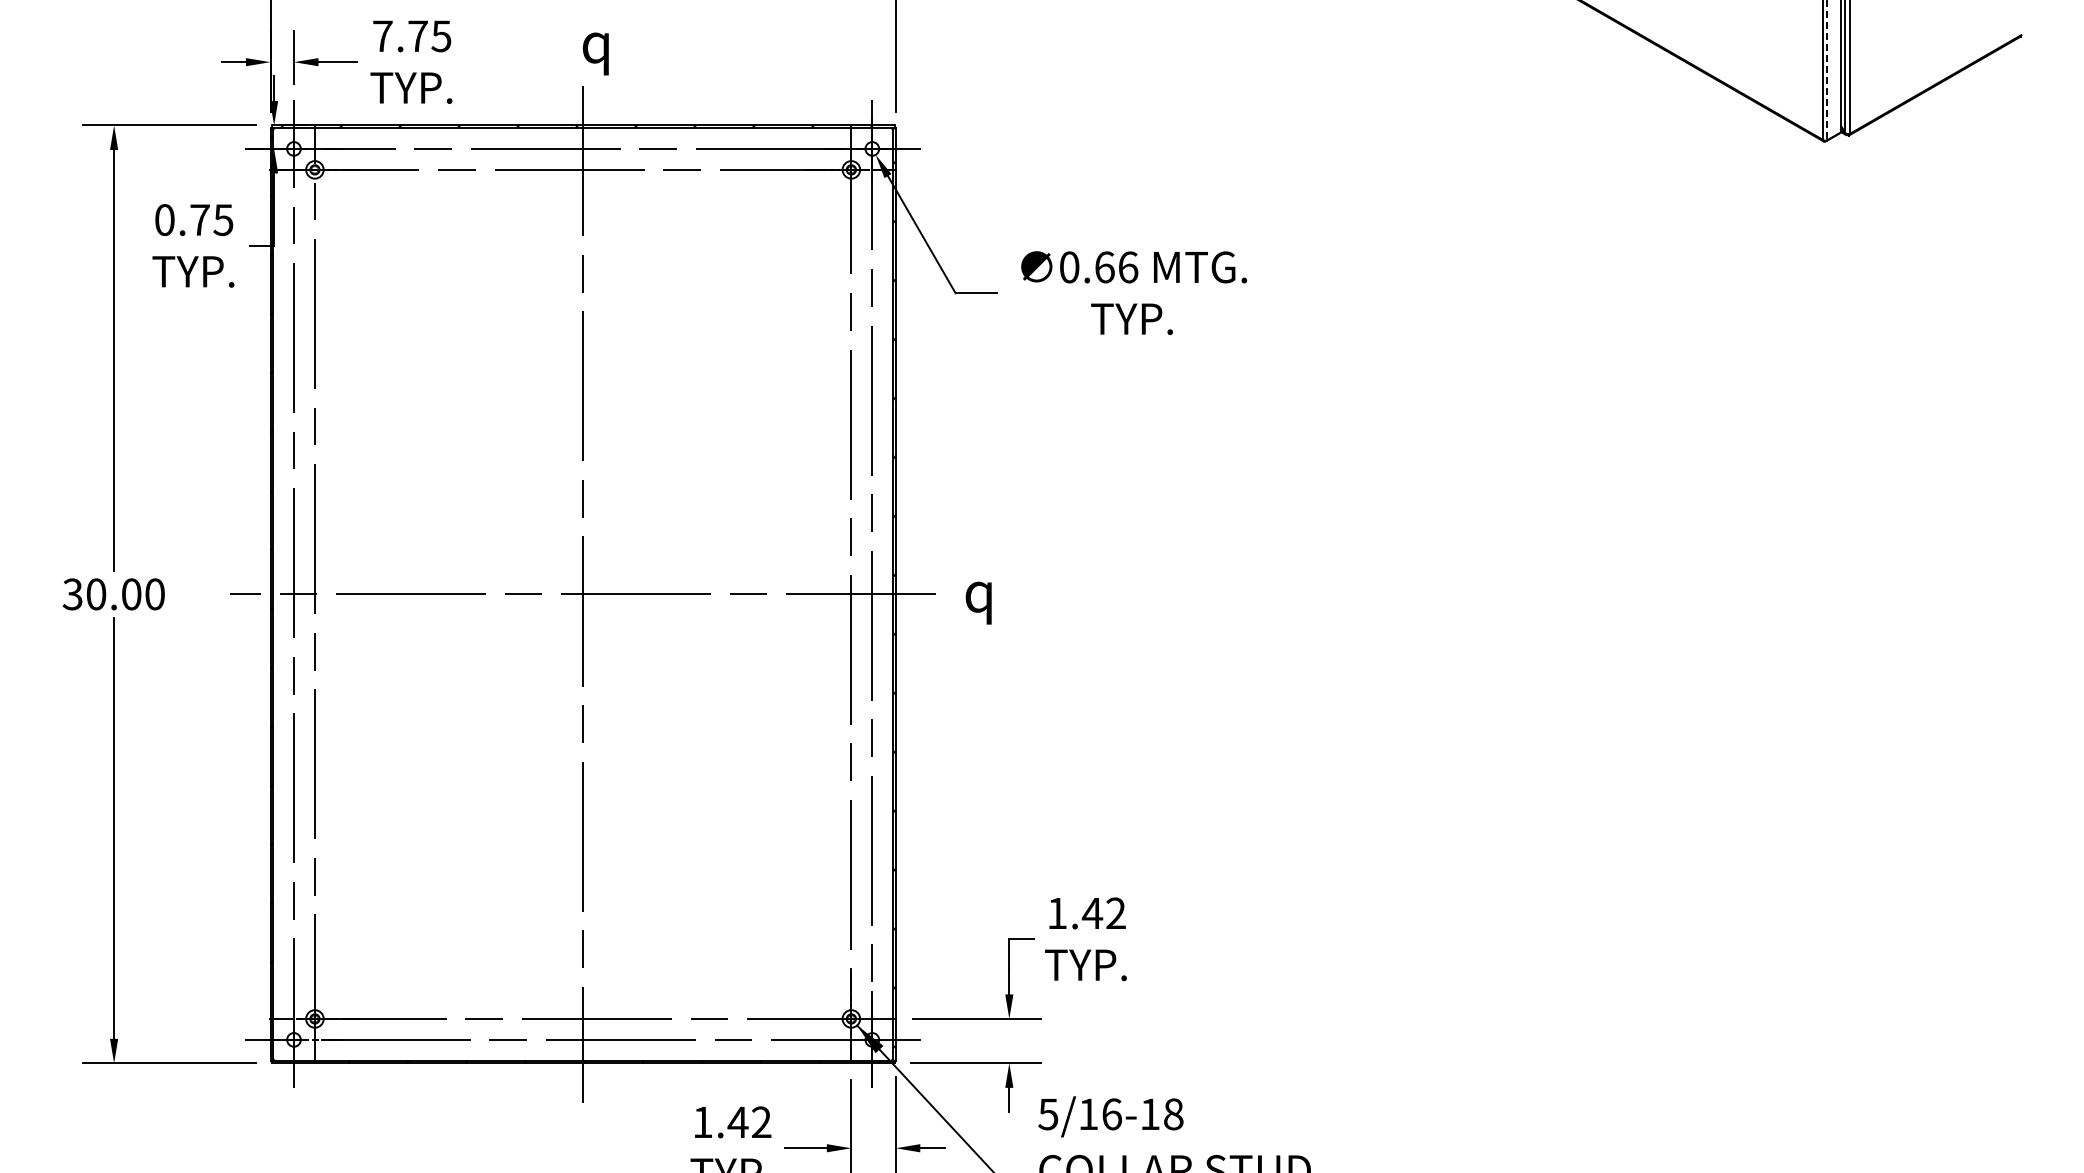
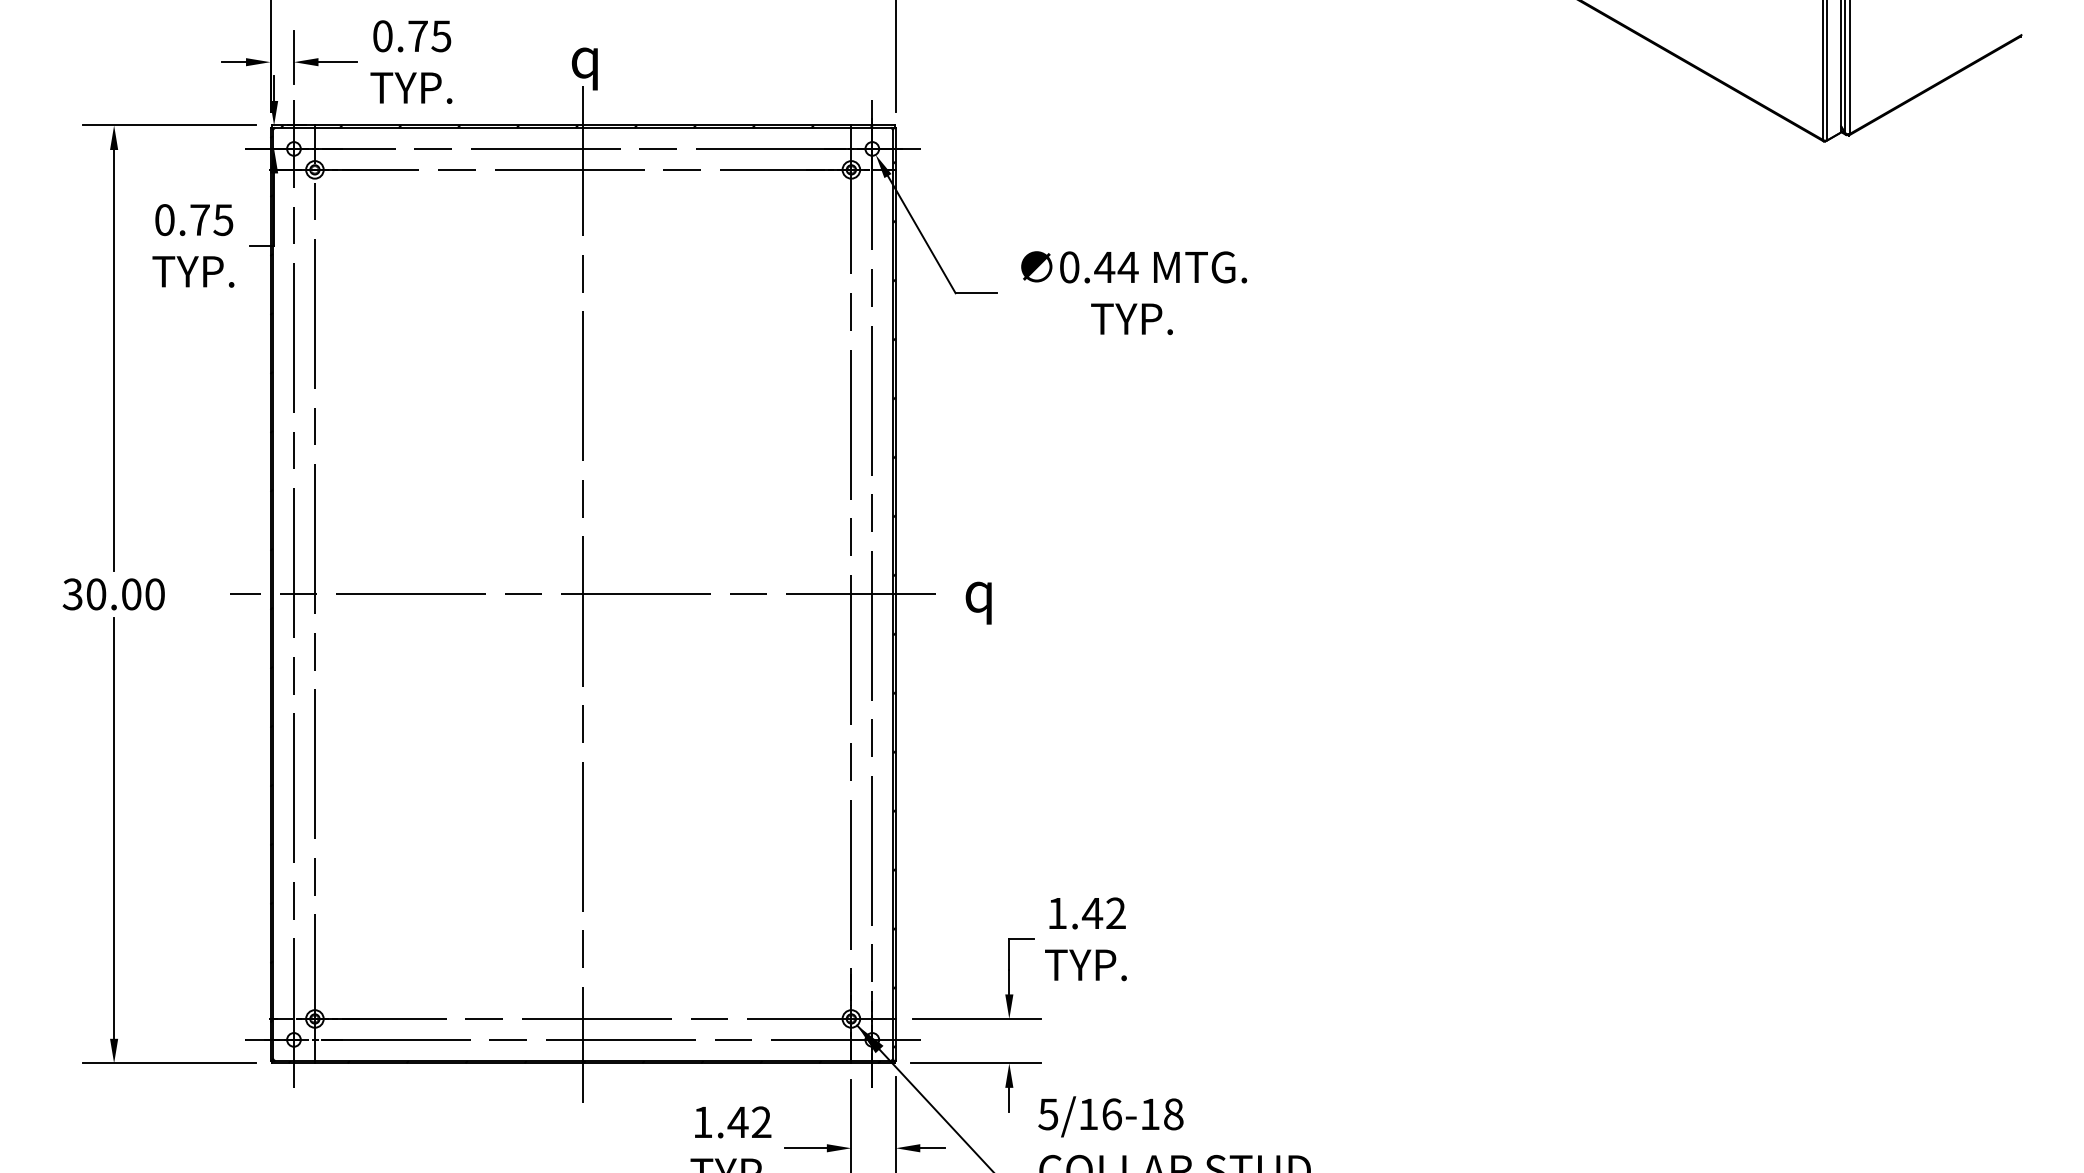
text: 7.75 -> 0.75 (382, 36)
text position: (595, 53) -> (584, 68) (584, 68)
line: dashed -> solid (1827, 70)
text: 0.66 -> 0.44 (1116, 267)
